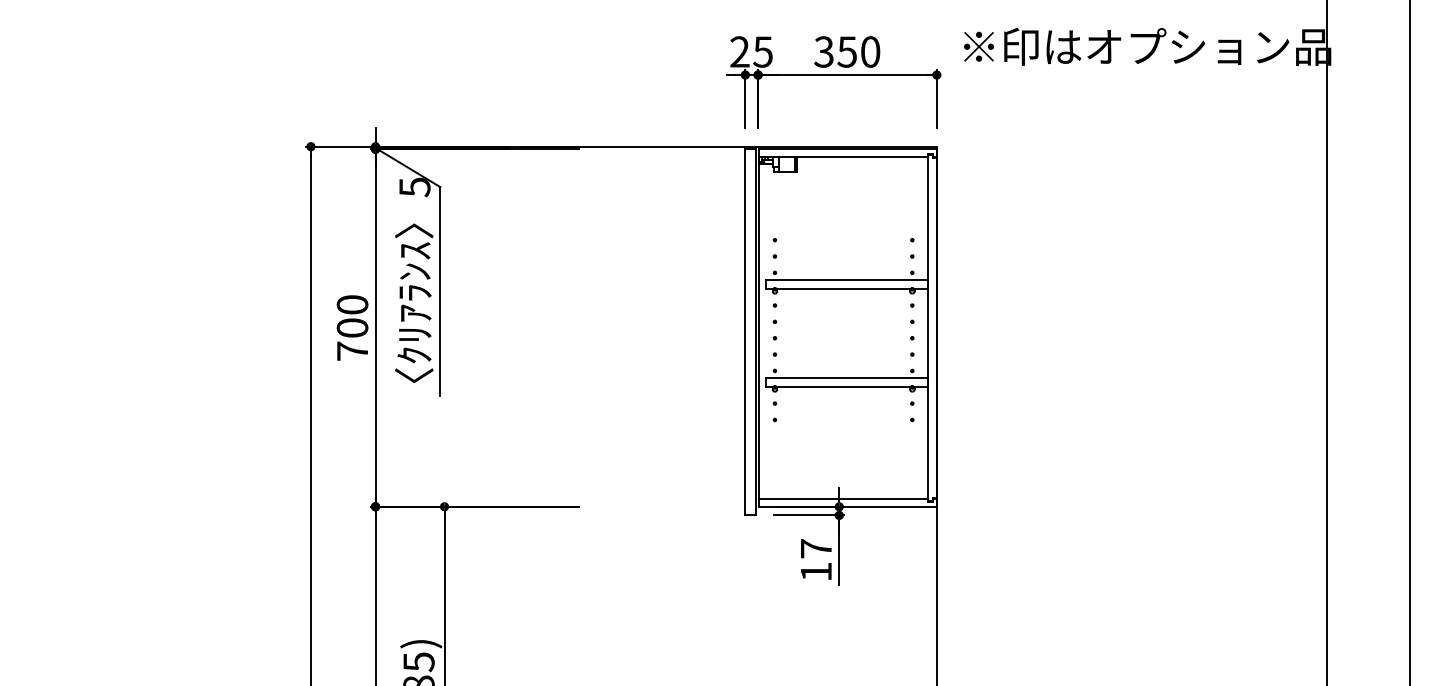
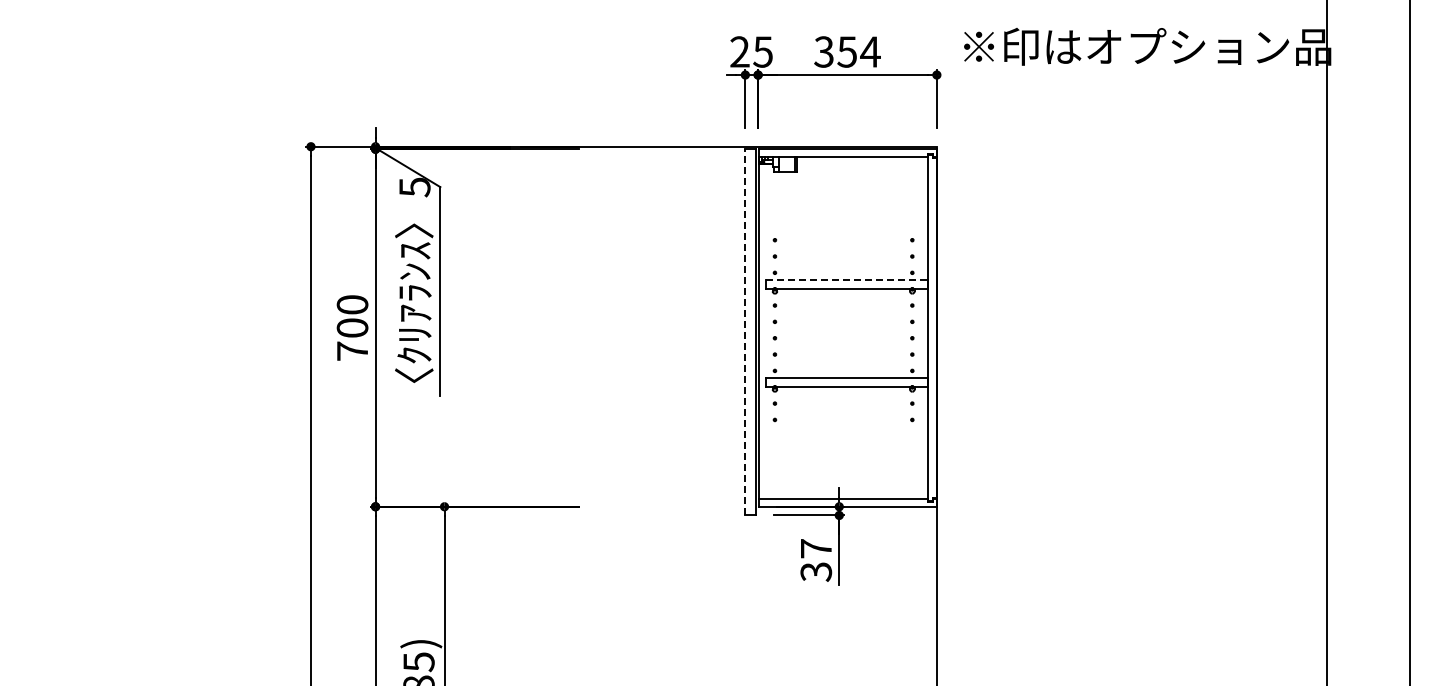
text: 350 -> 354 (870, 51)
line: solid -> dashed (847, 280)
line: solid -> dashed (745, 331)
text: 17 -> 37 (816, 571)
